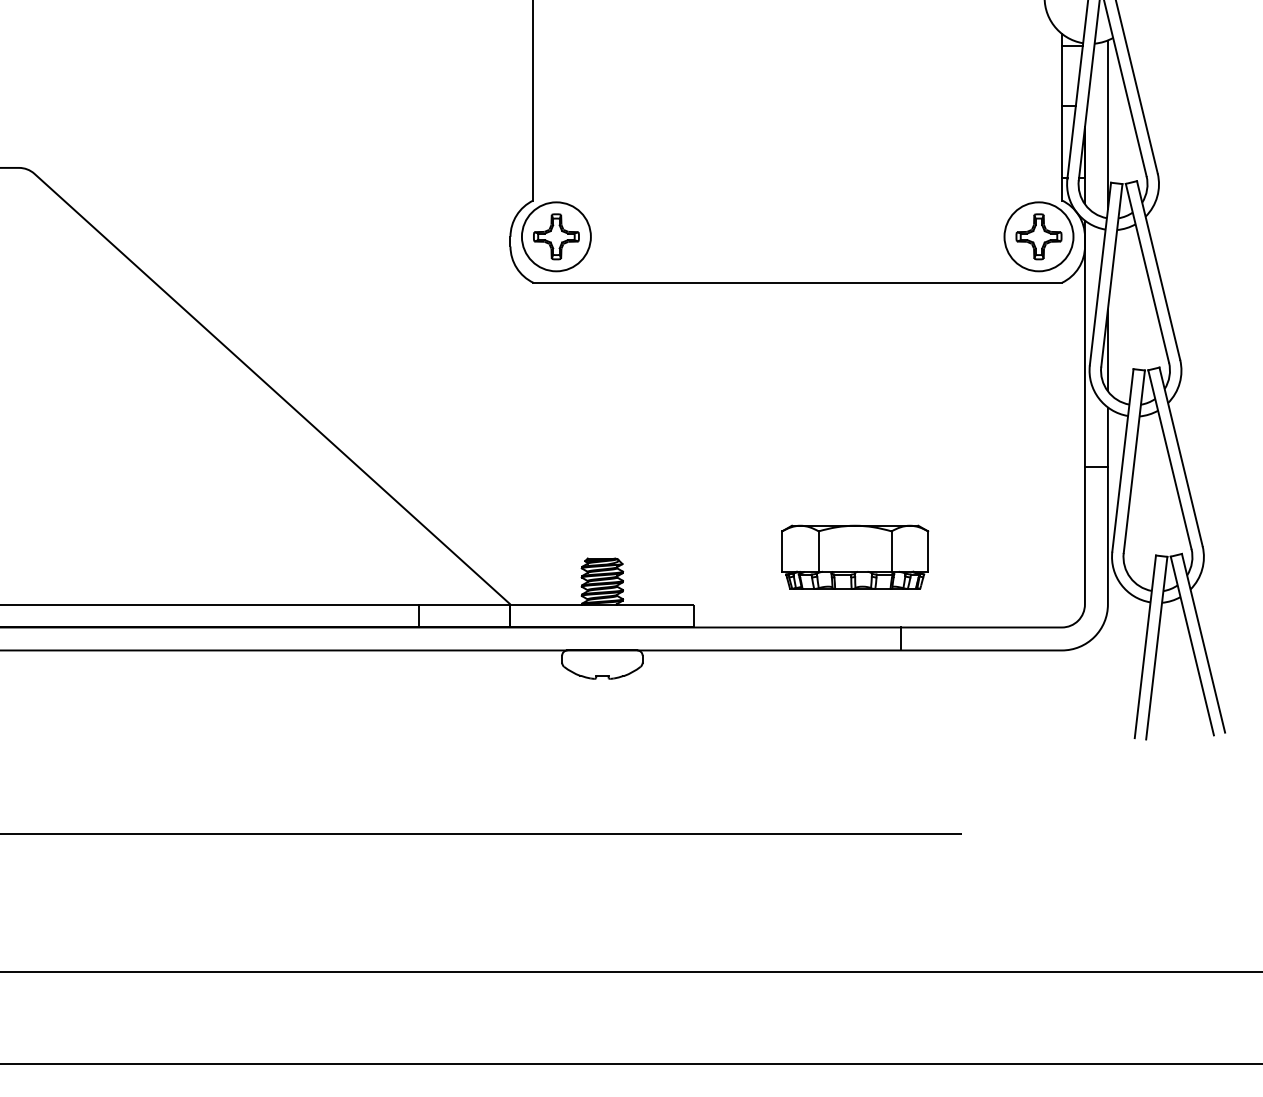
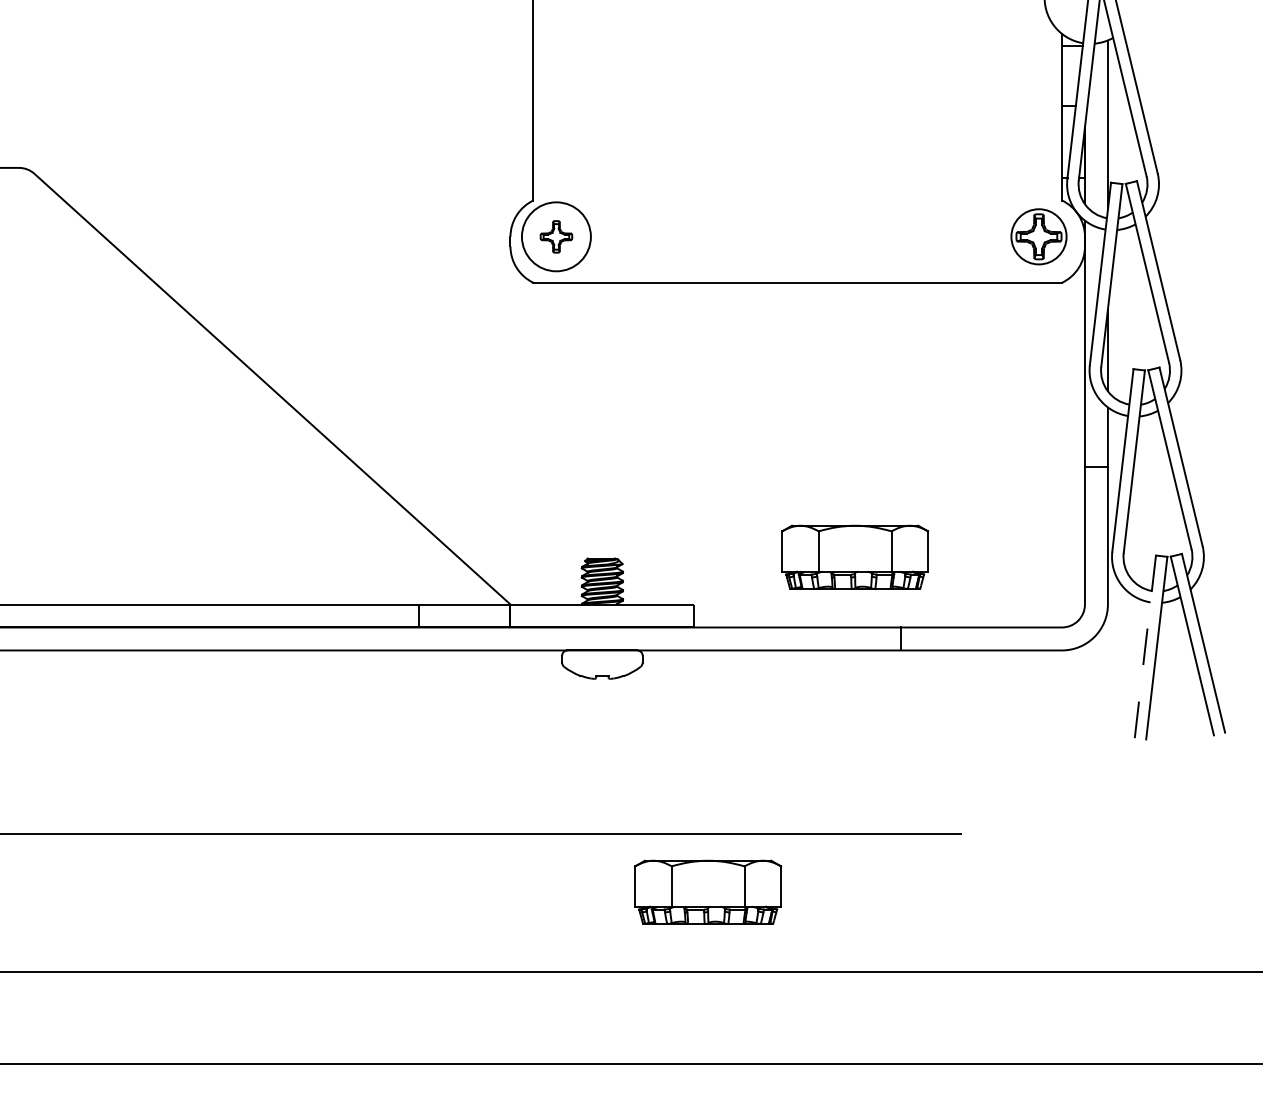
part size: 47x48 px -> 35x34 px (556, 236)
circle diameter: 69 px -> 55 px (1038, 236)
line: solid -> dashed (1145, 646)
part: none -> present (708, 891)
